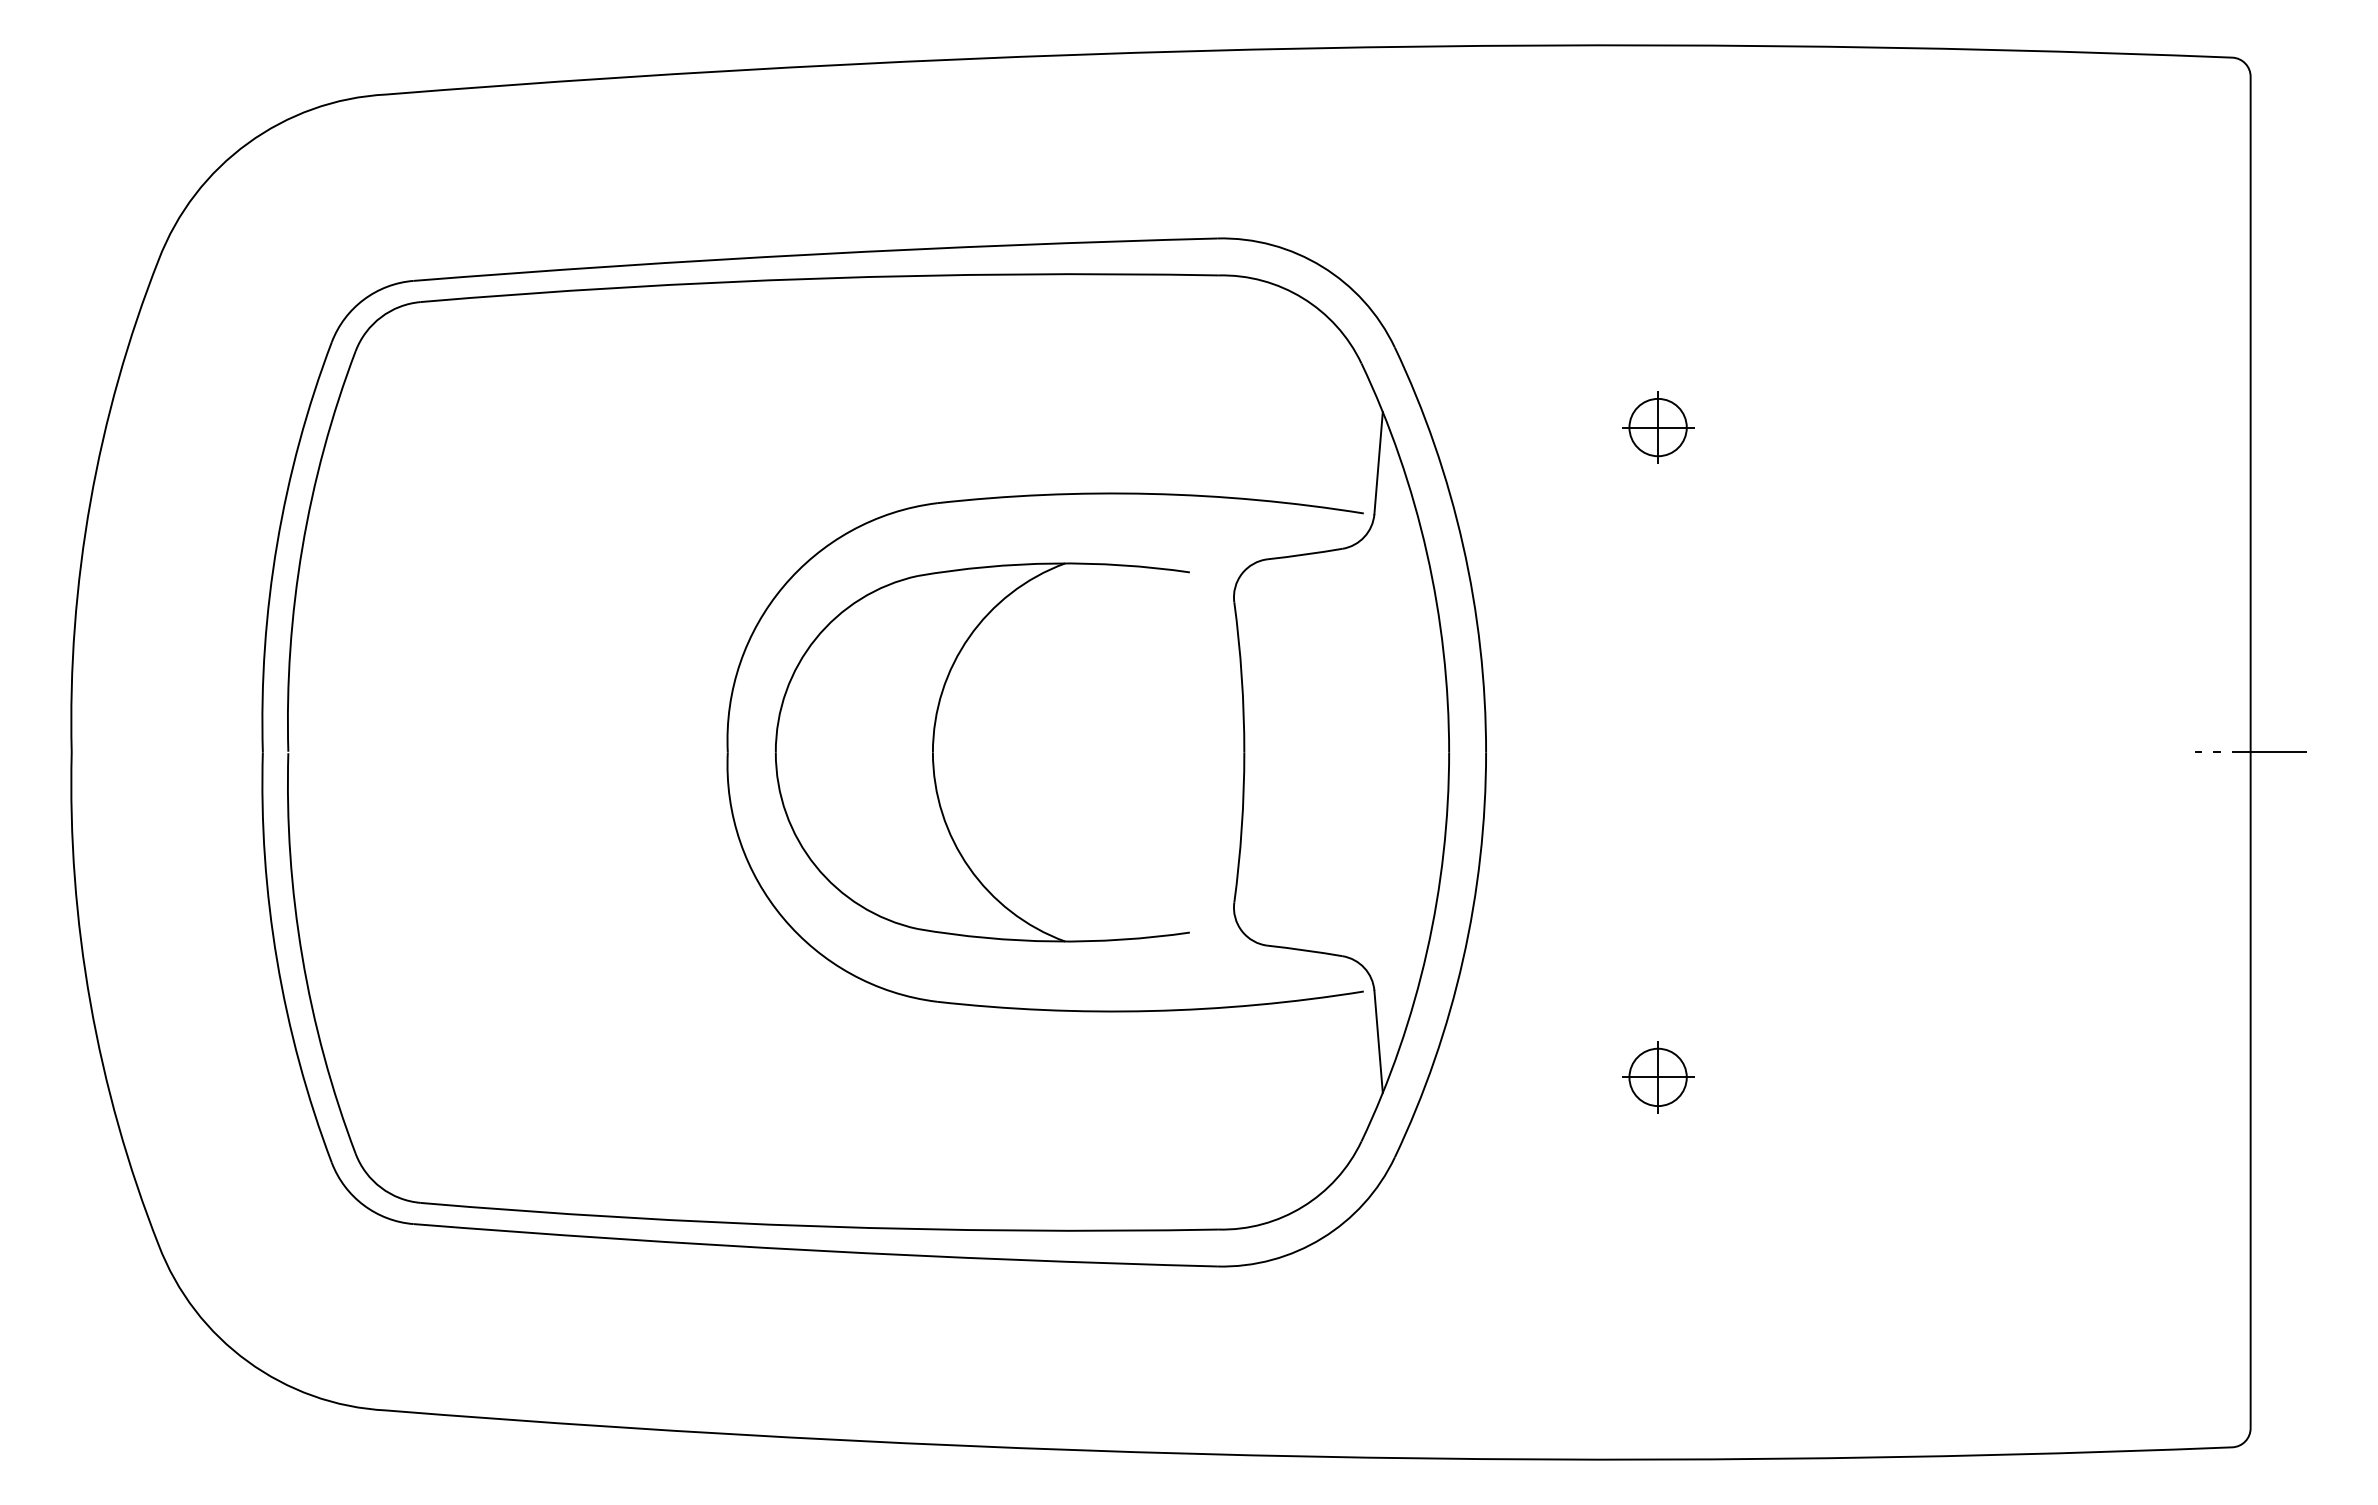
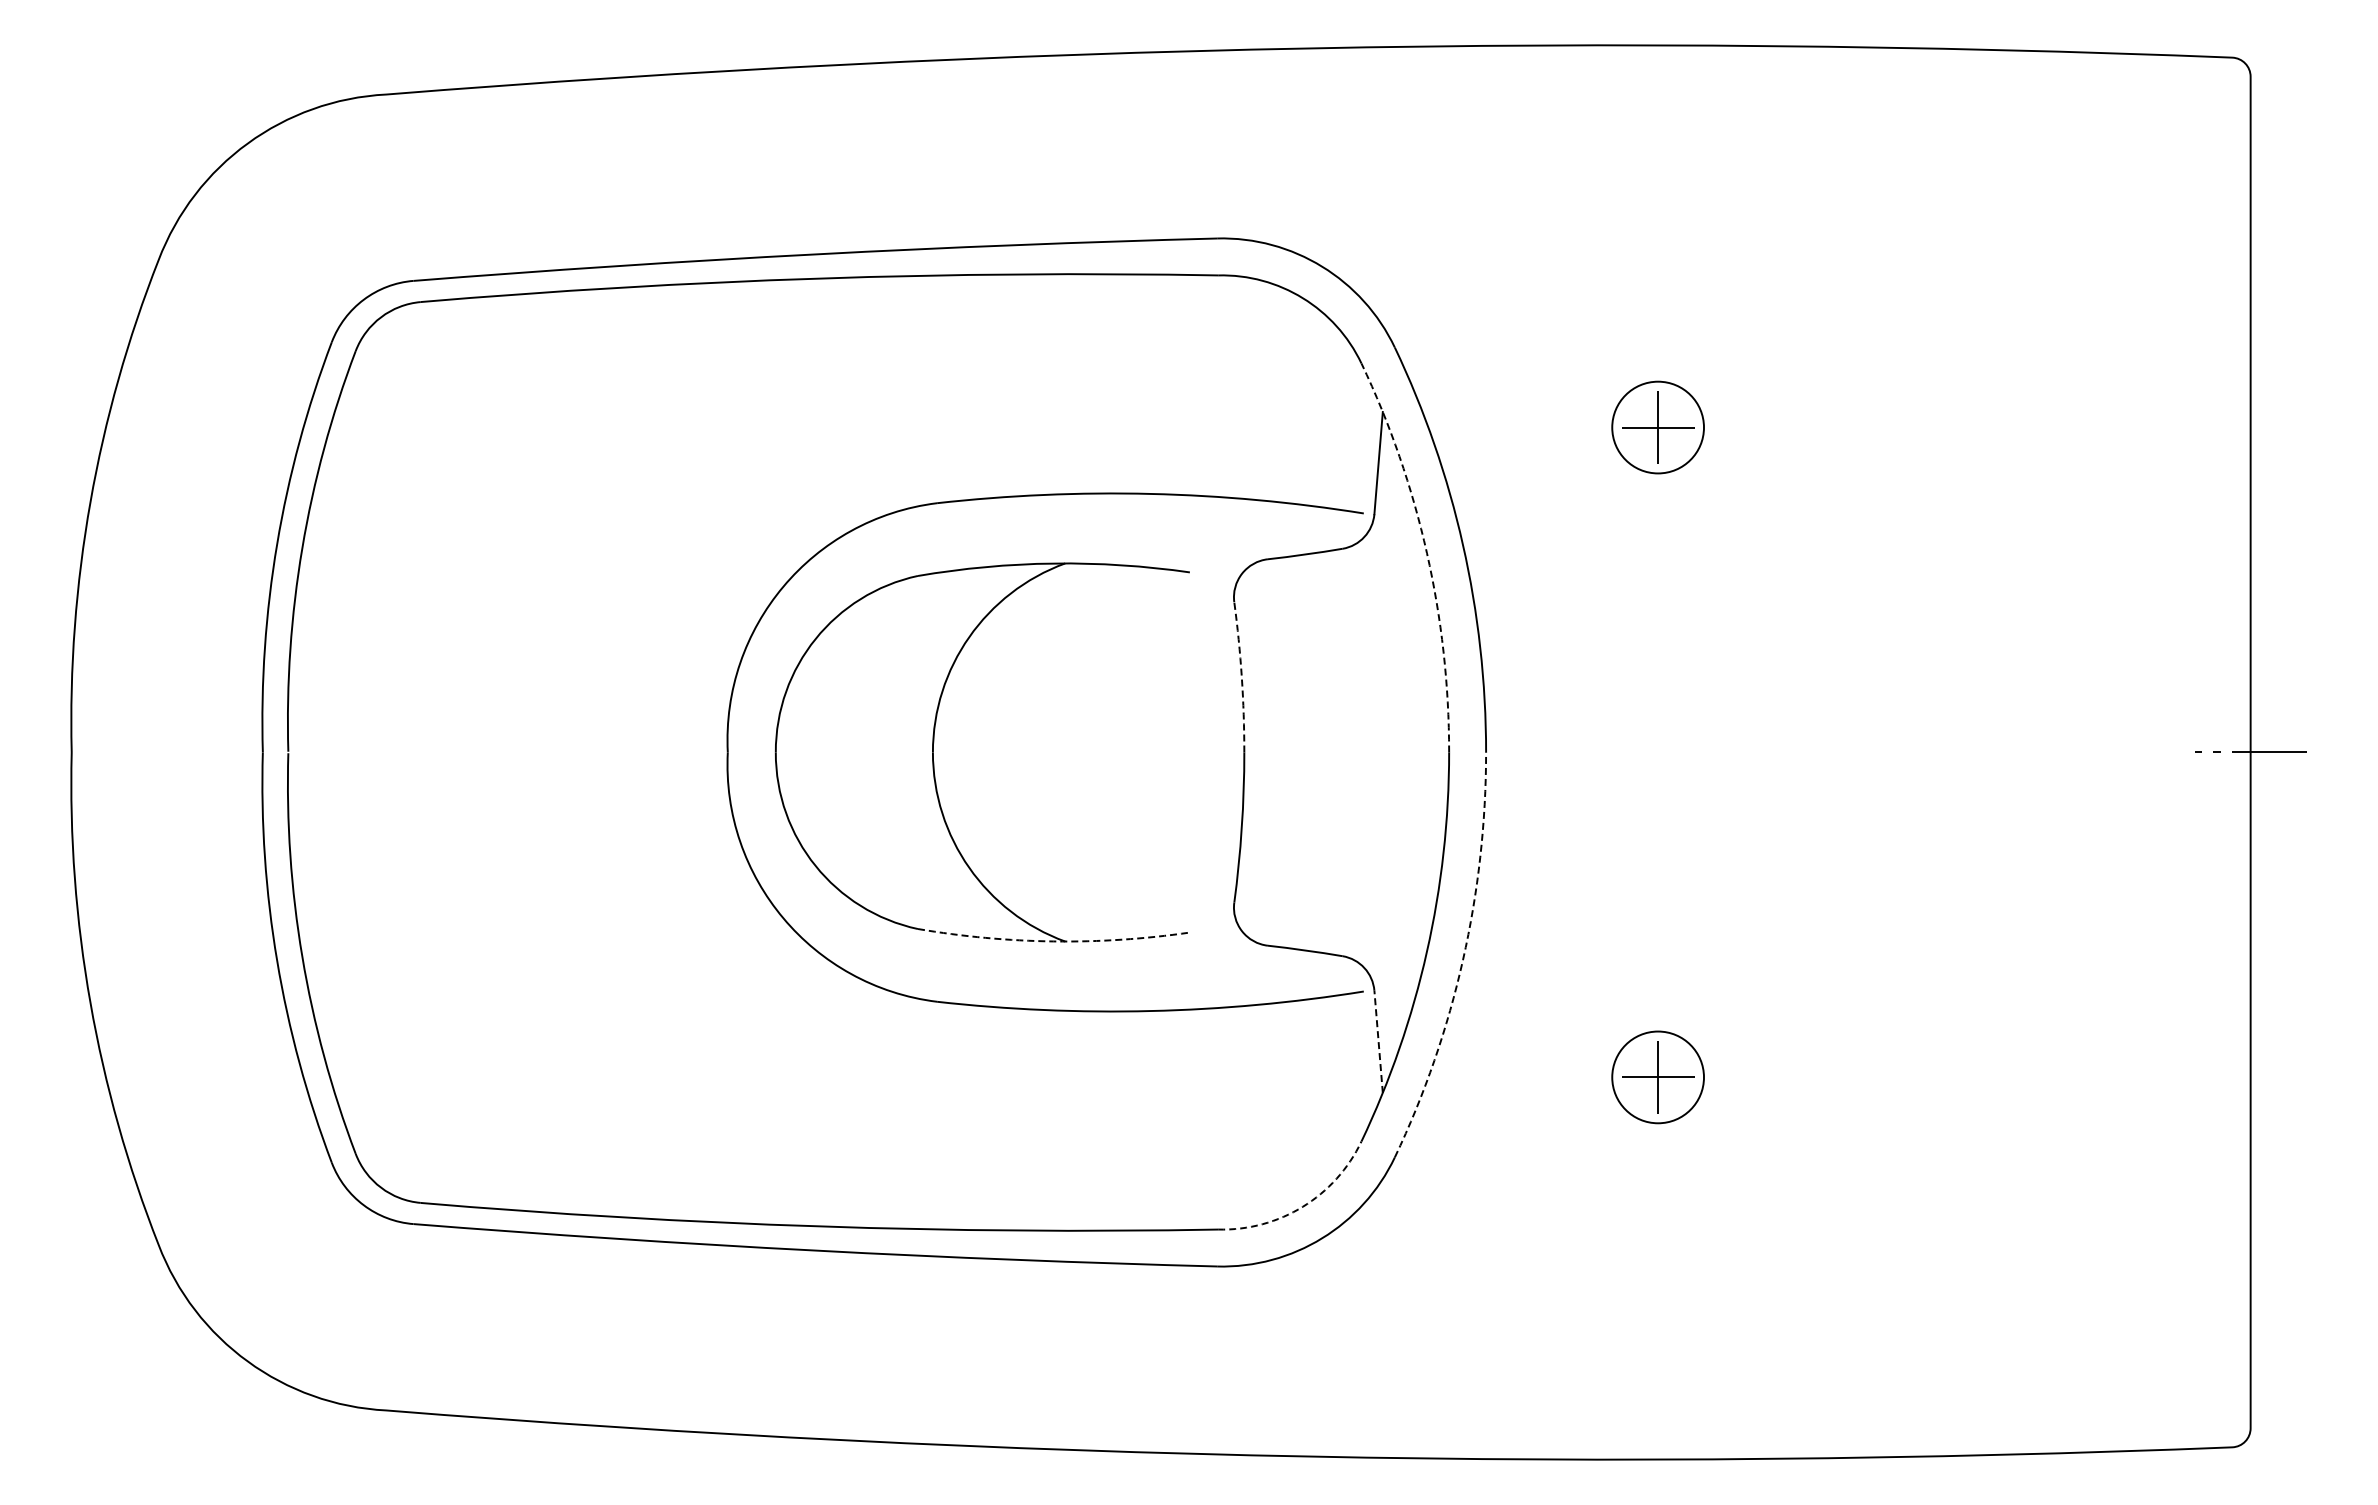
circle diameter: 57 px -> 92 px (1658, 427)
arc: solid -> dashed (1426, 553)
arc: solid -> dashed (1241, 677)
arc: solid -> dashed (1053, 941)
arc: solid -> dashed (1463, 960)
line: solid -> dashed (1378, 1041)
circle diameter: 57 px -> 92 px (1658, 1077)
arc: solid -> dashed (1302, 1206)
